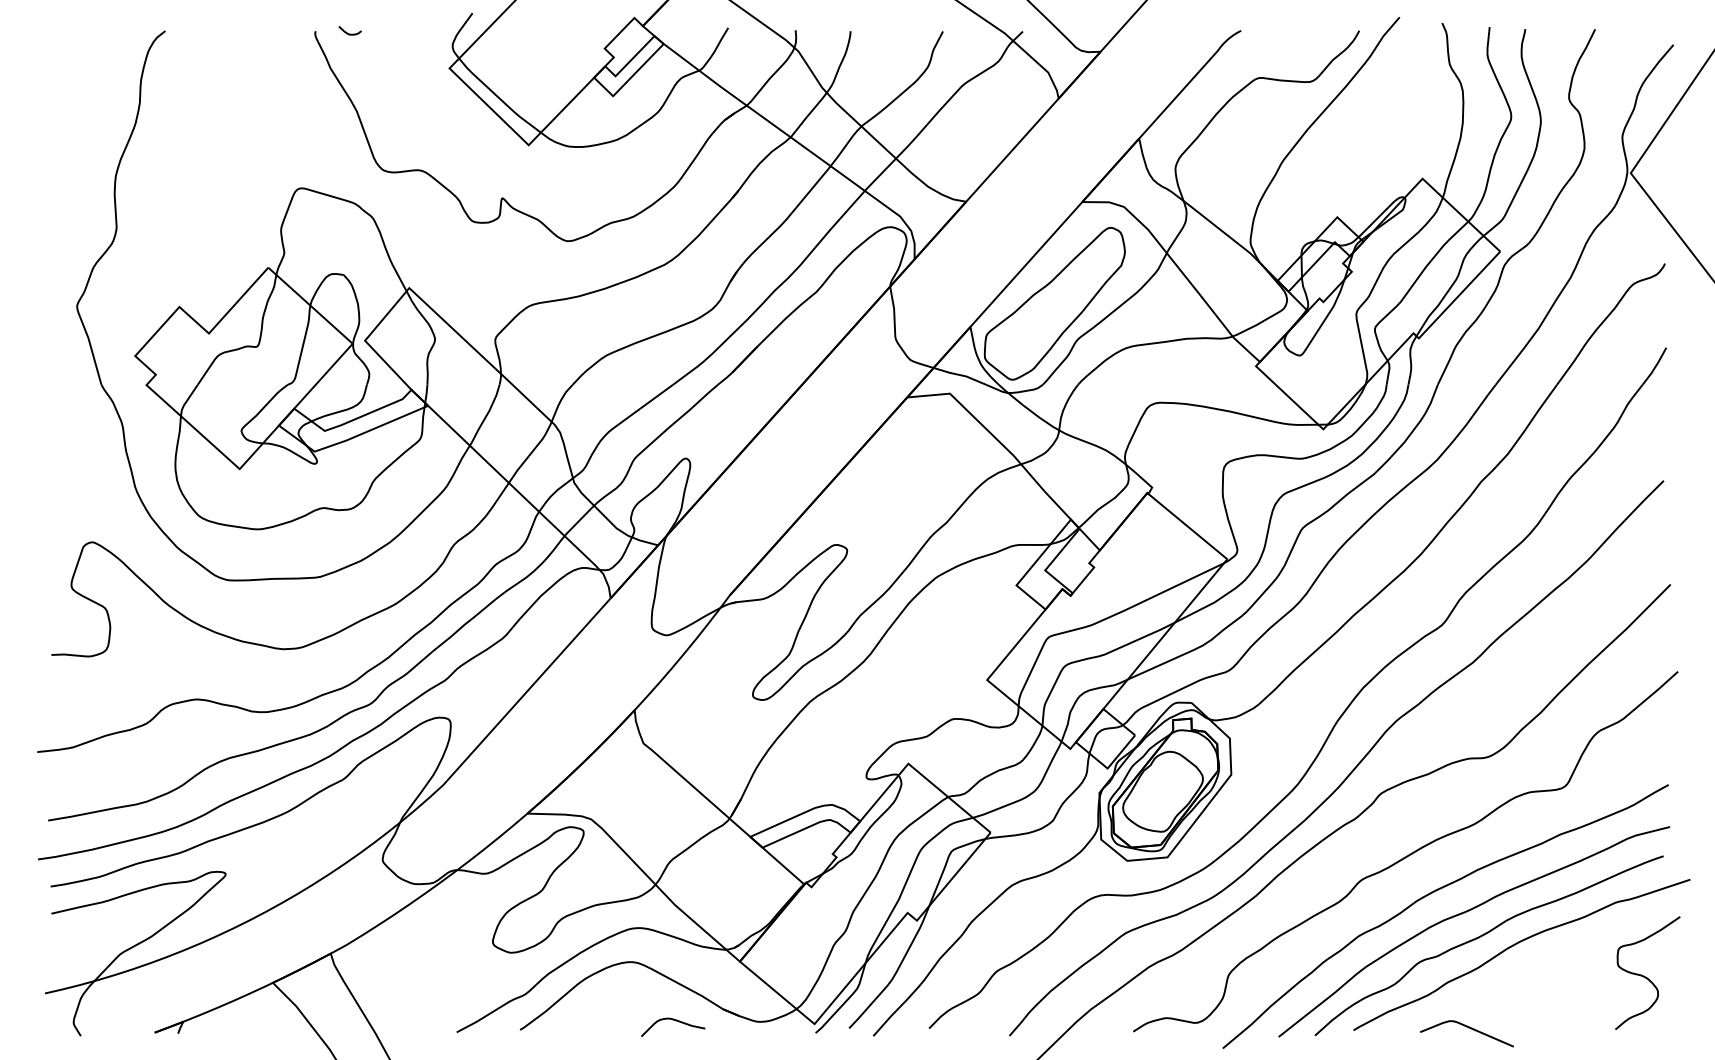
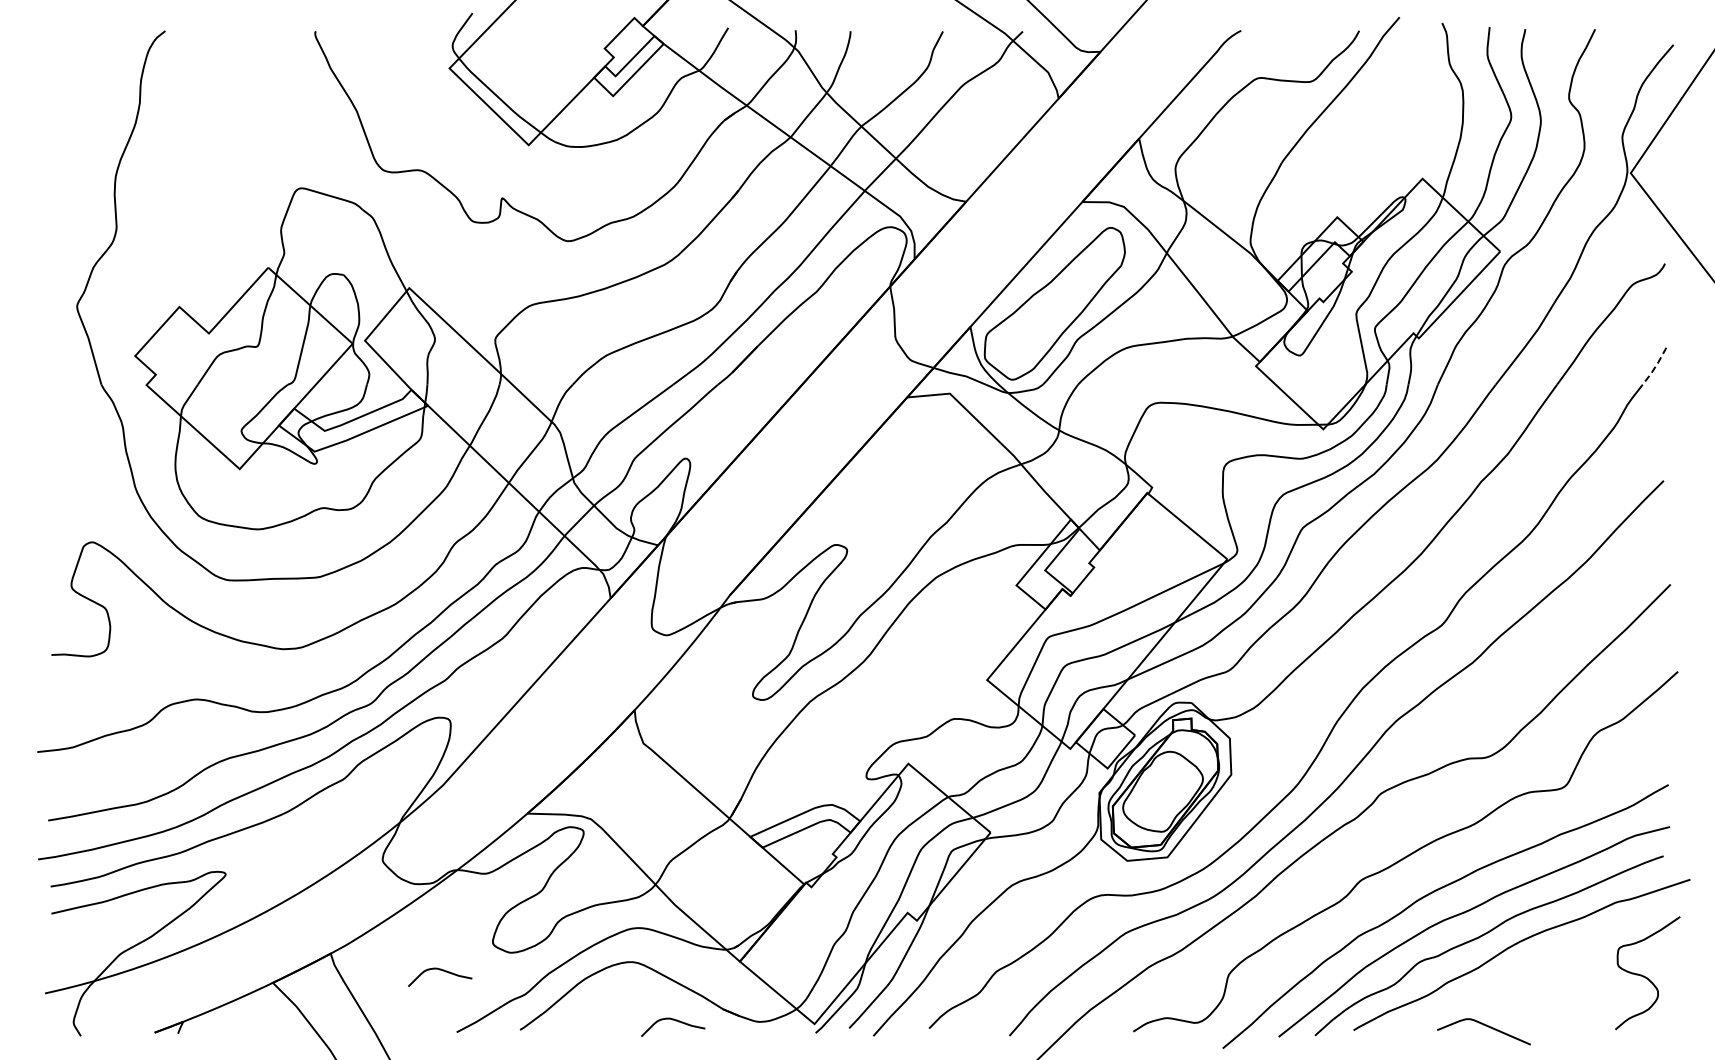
curve: present -> none (347, 32)
line: solid -> dashed (1655, 367)
curve: none -> present (442, 971)
curve position: (1468, 1028) -> (1485, 1026) (1485, 1026)
